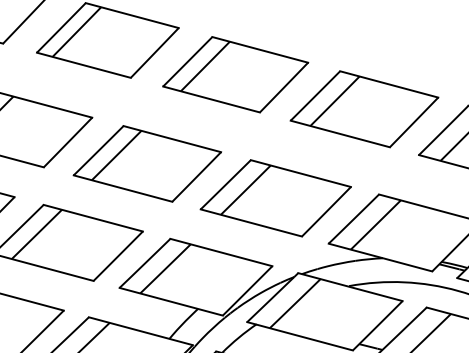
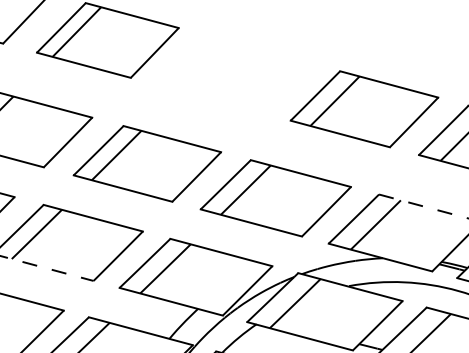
part: present -> none (235, 74)
line: solid -> dashed (424, 206)
line: solid -> dashed (47, 268)
